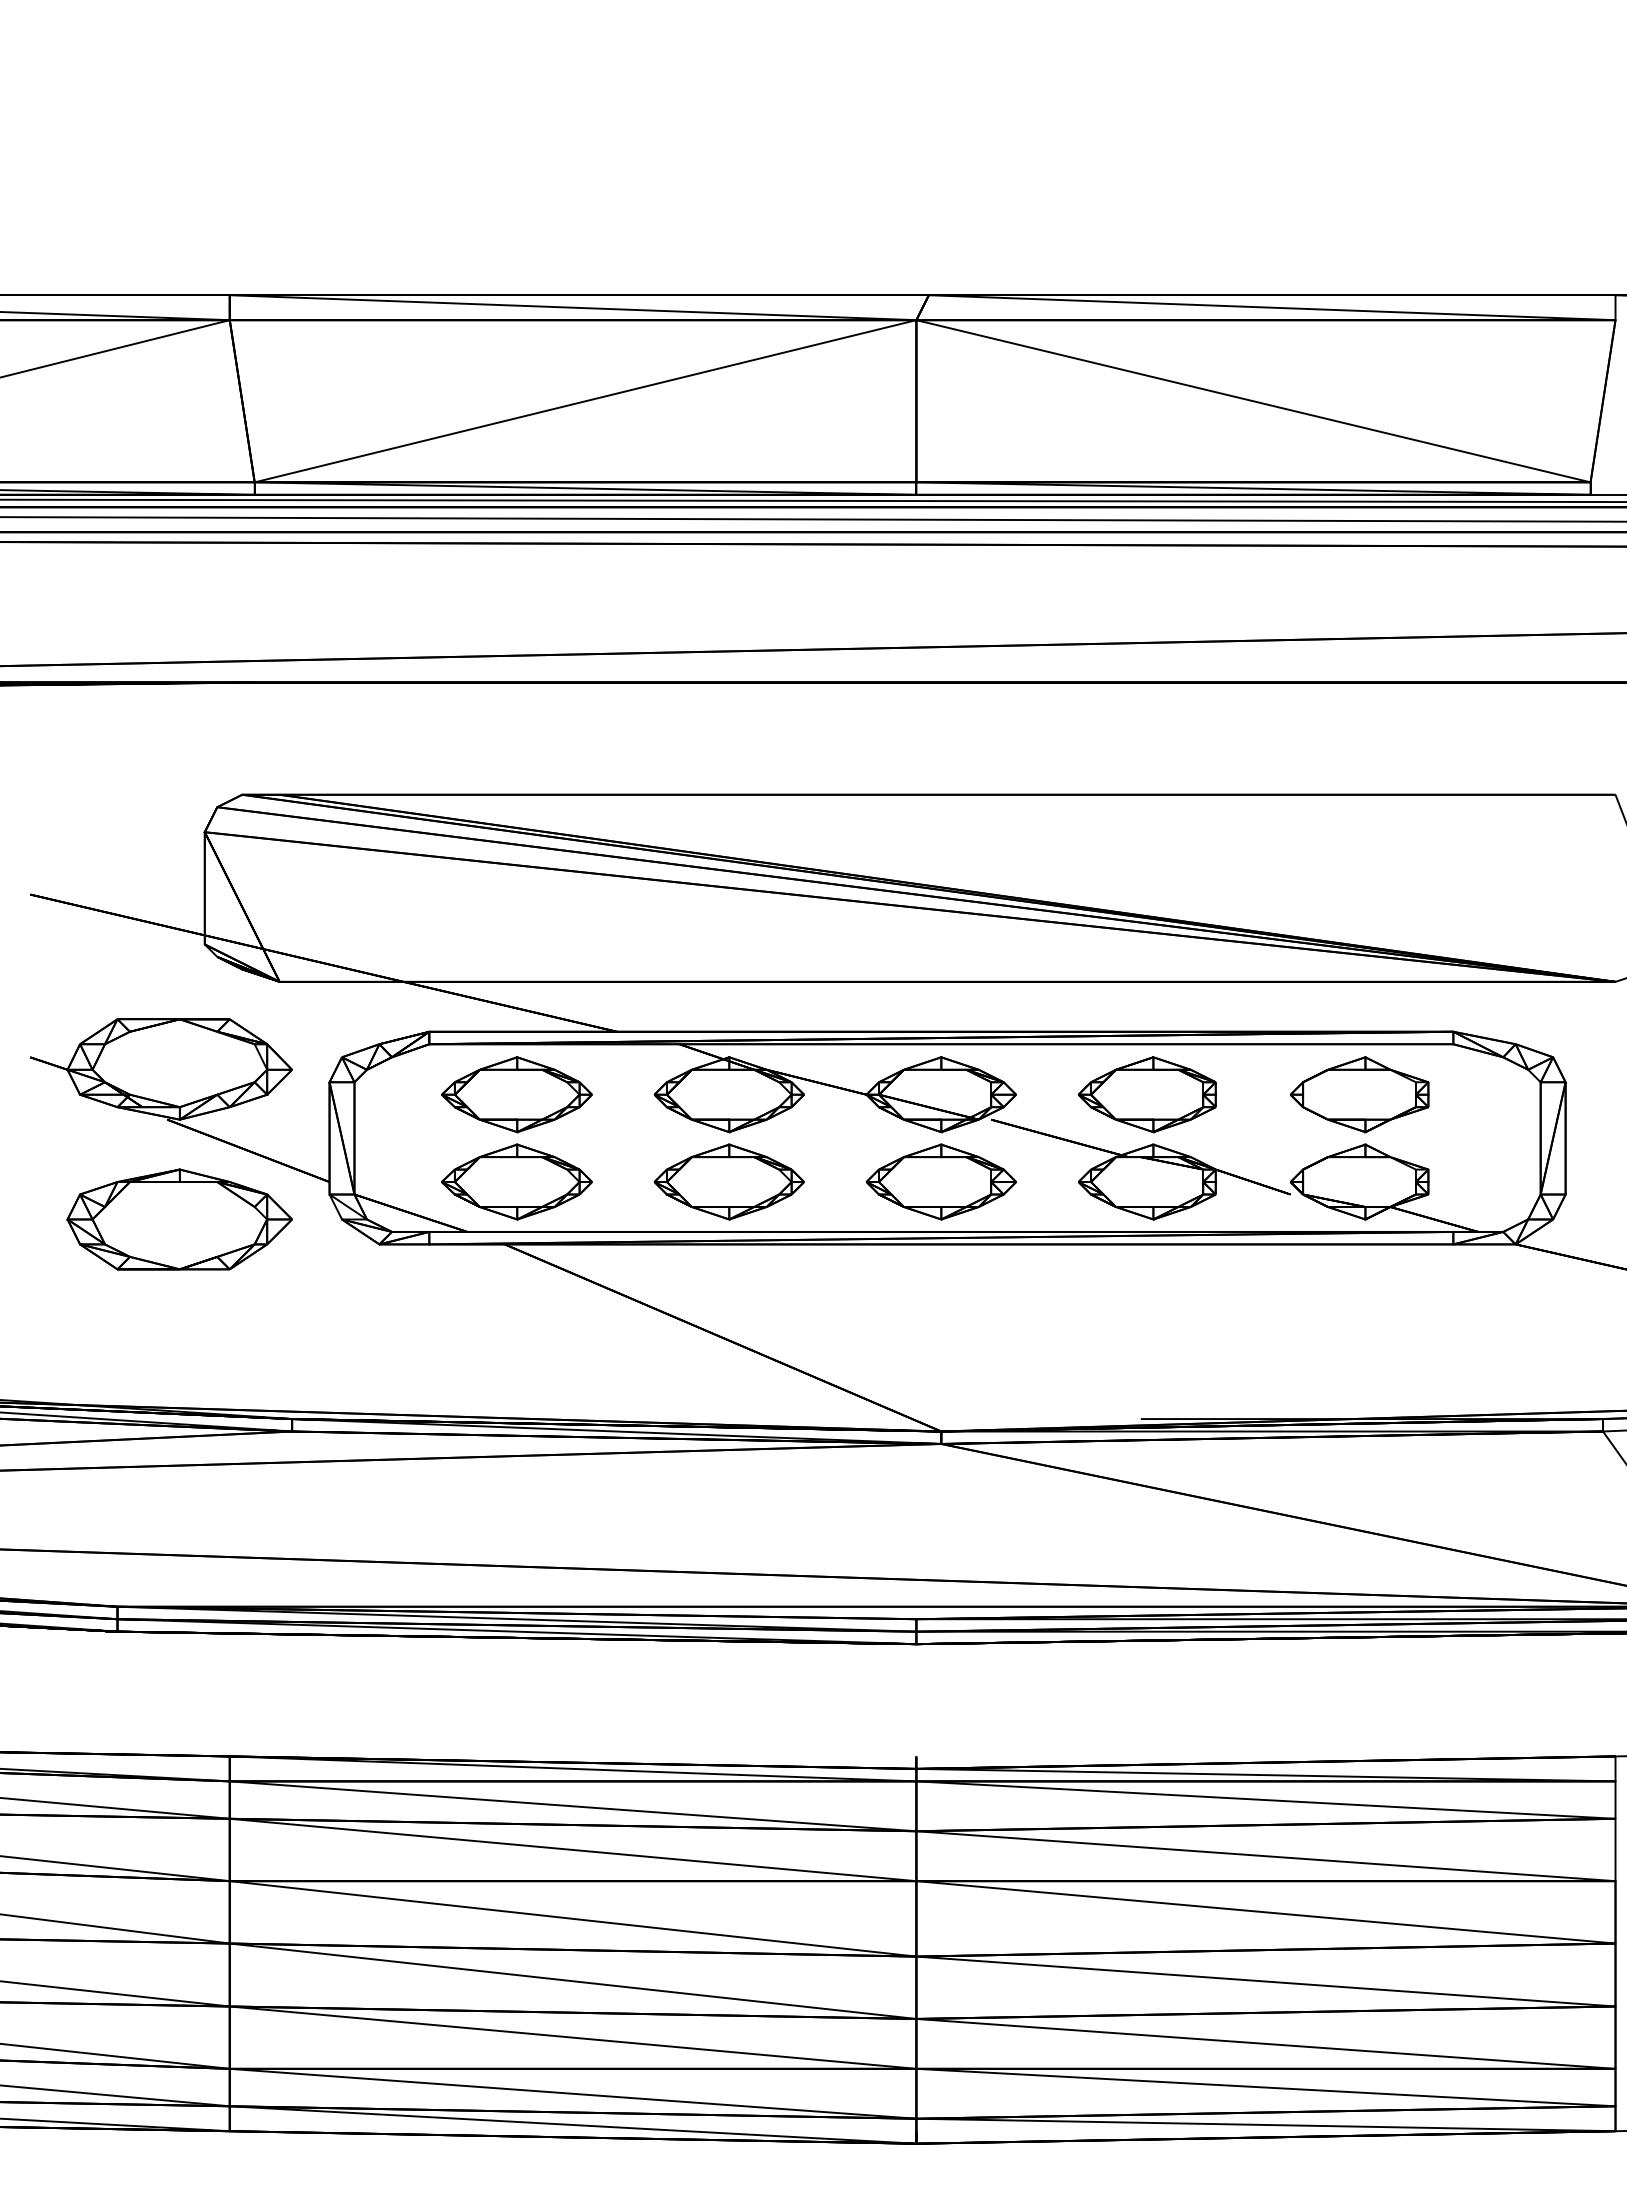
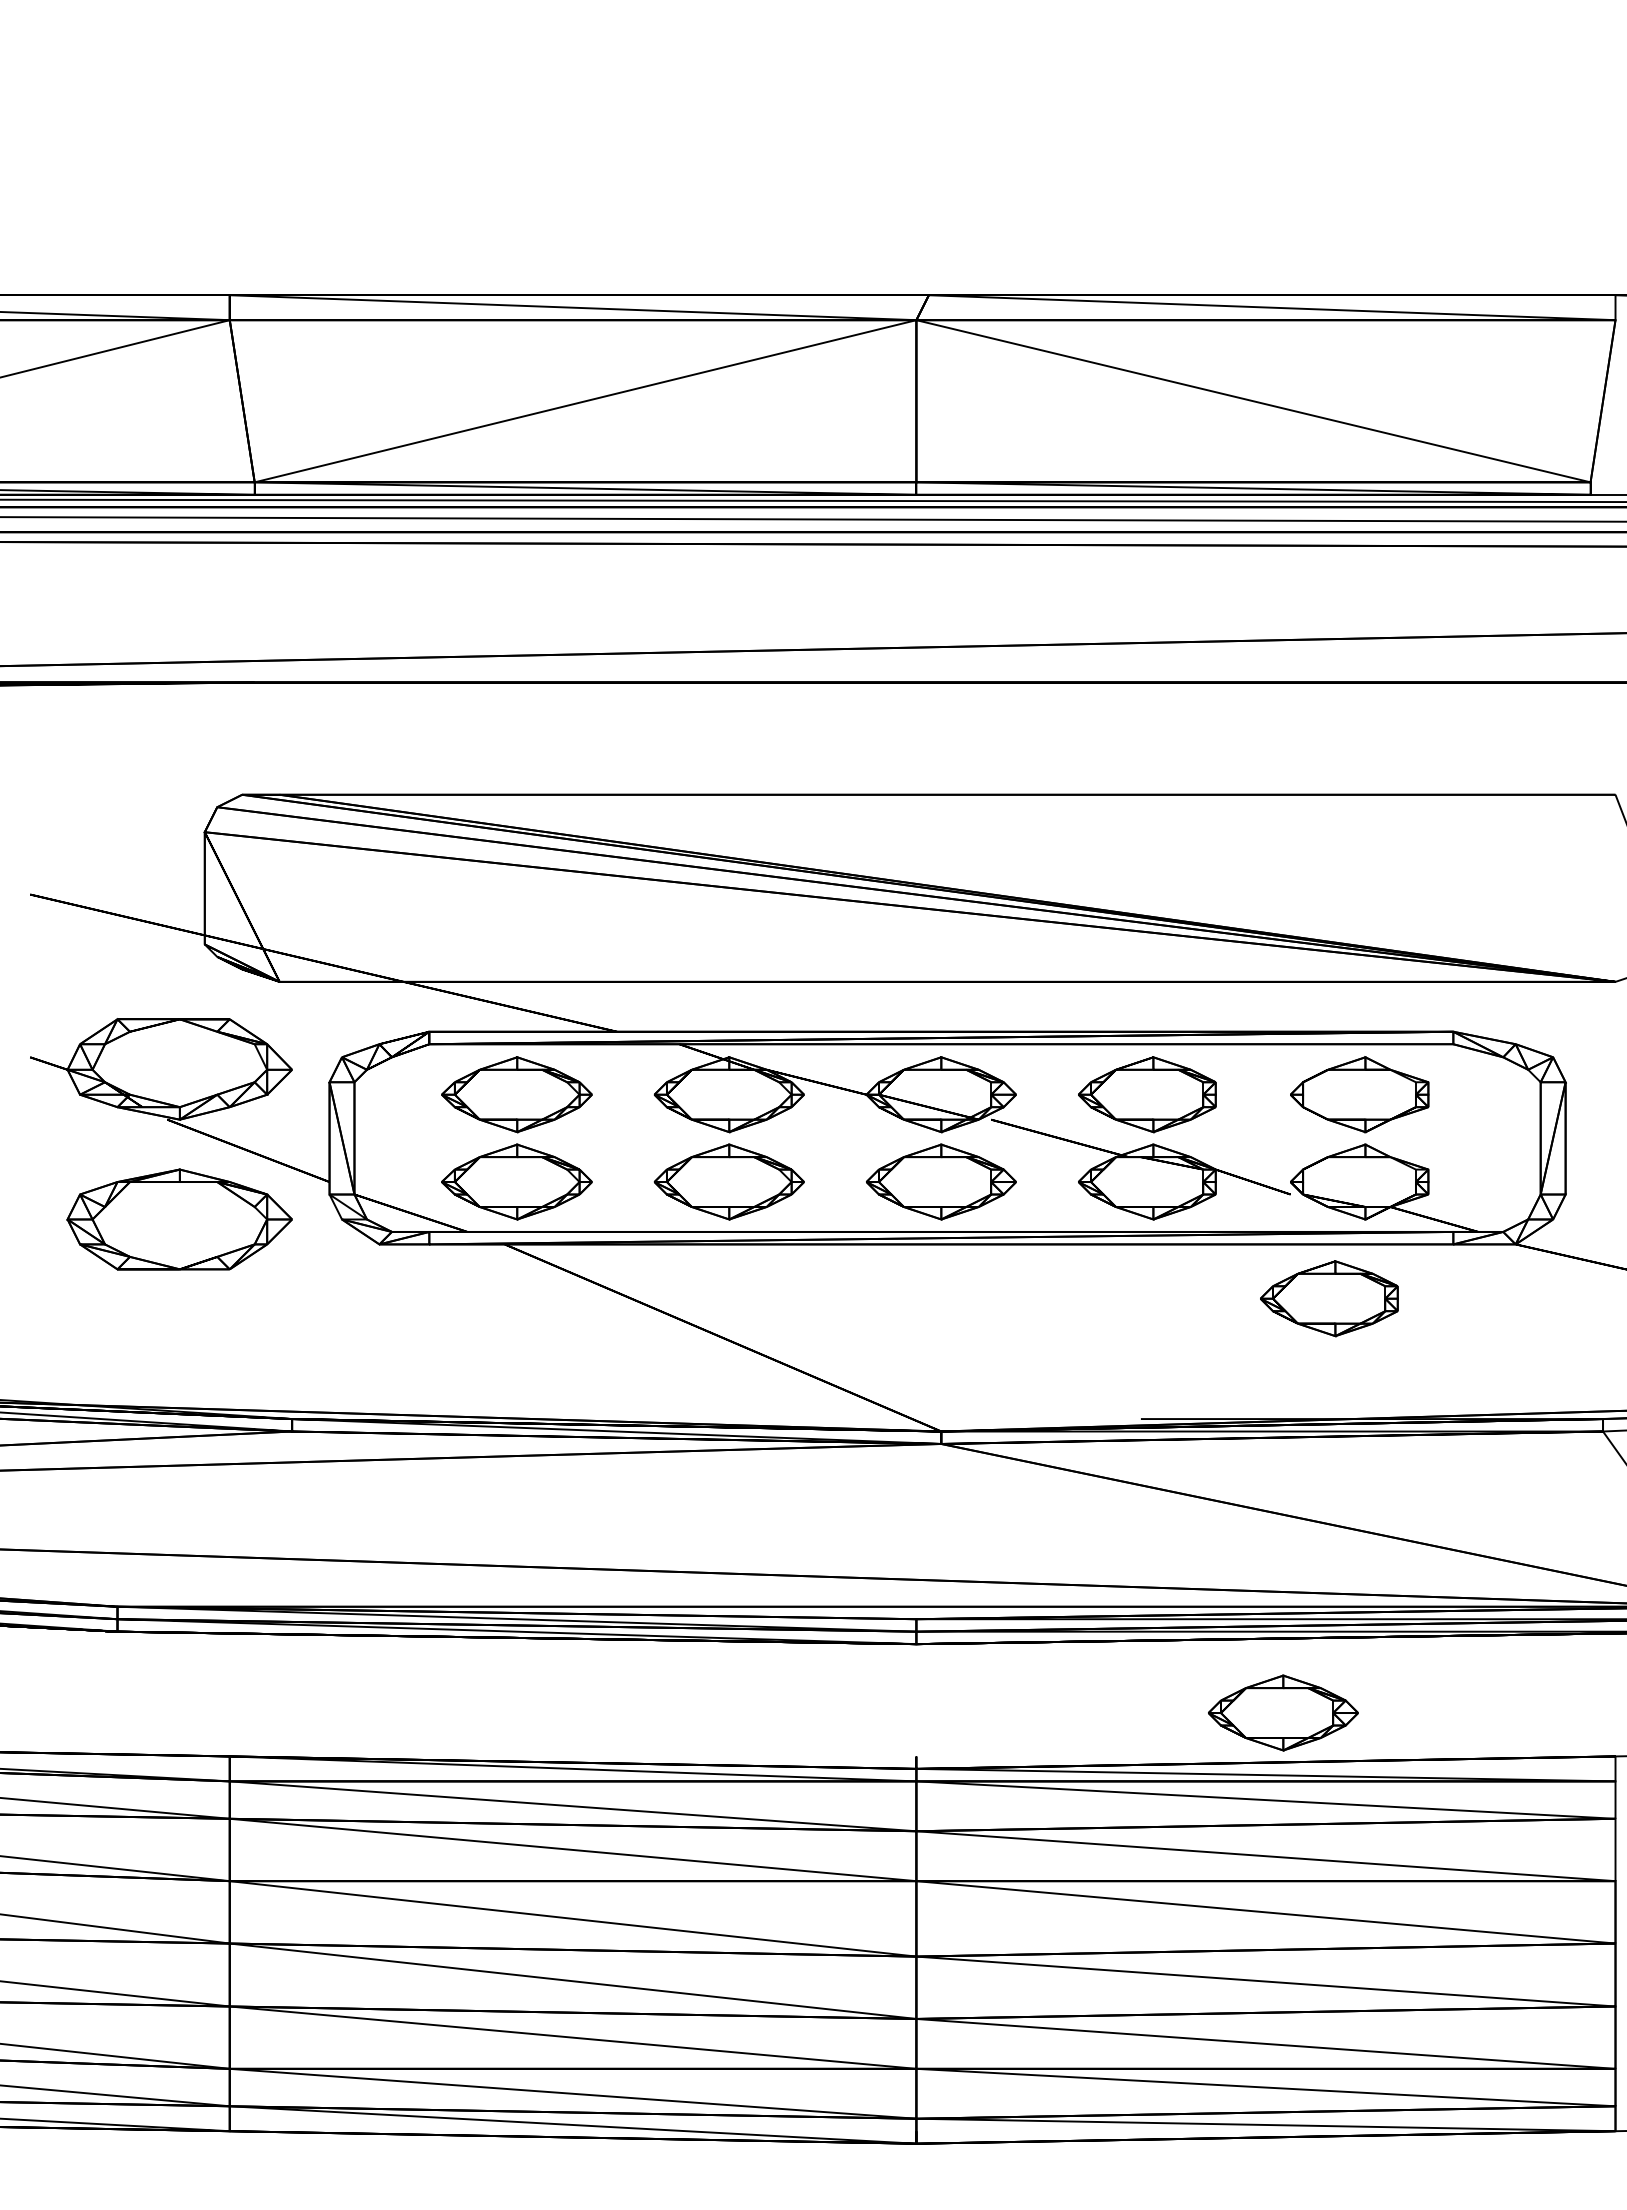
part: none -> present (1329, 1298)
part: none -> present (1283, 1712)
